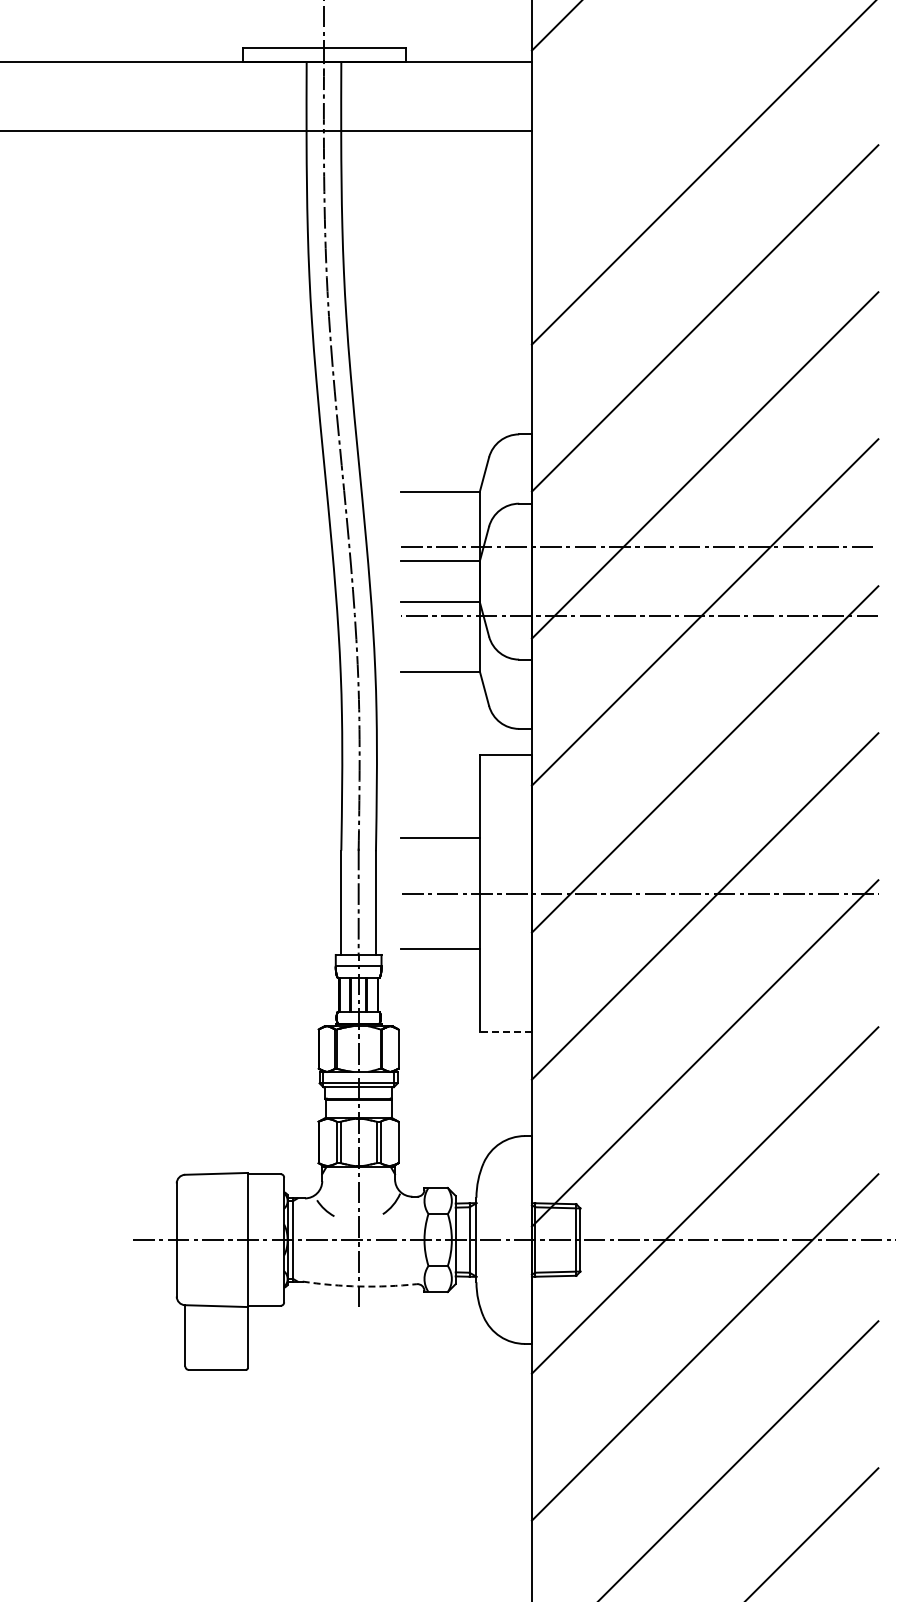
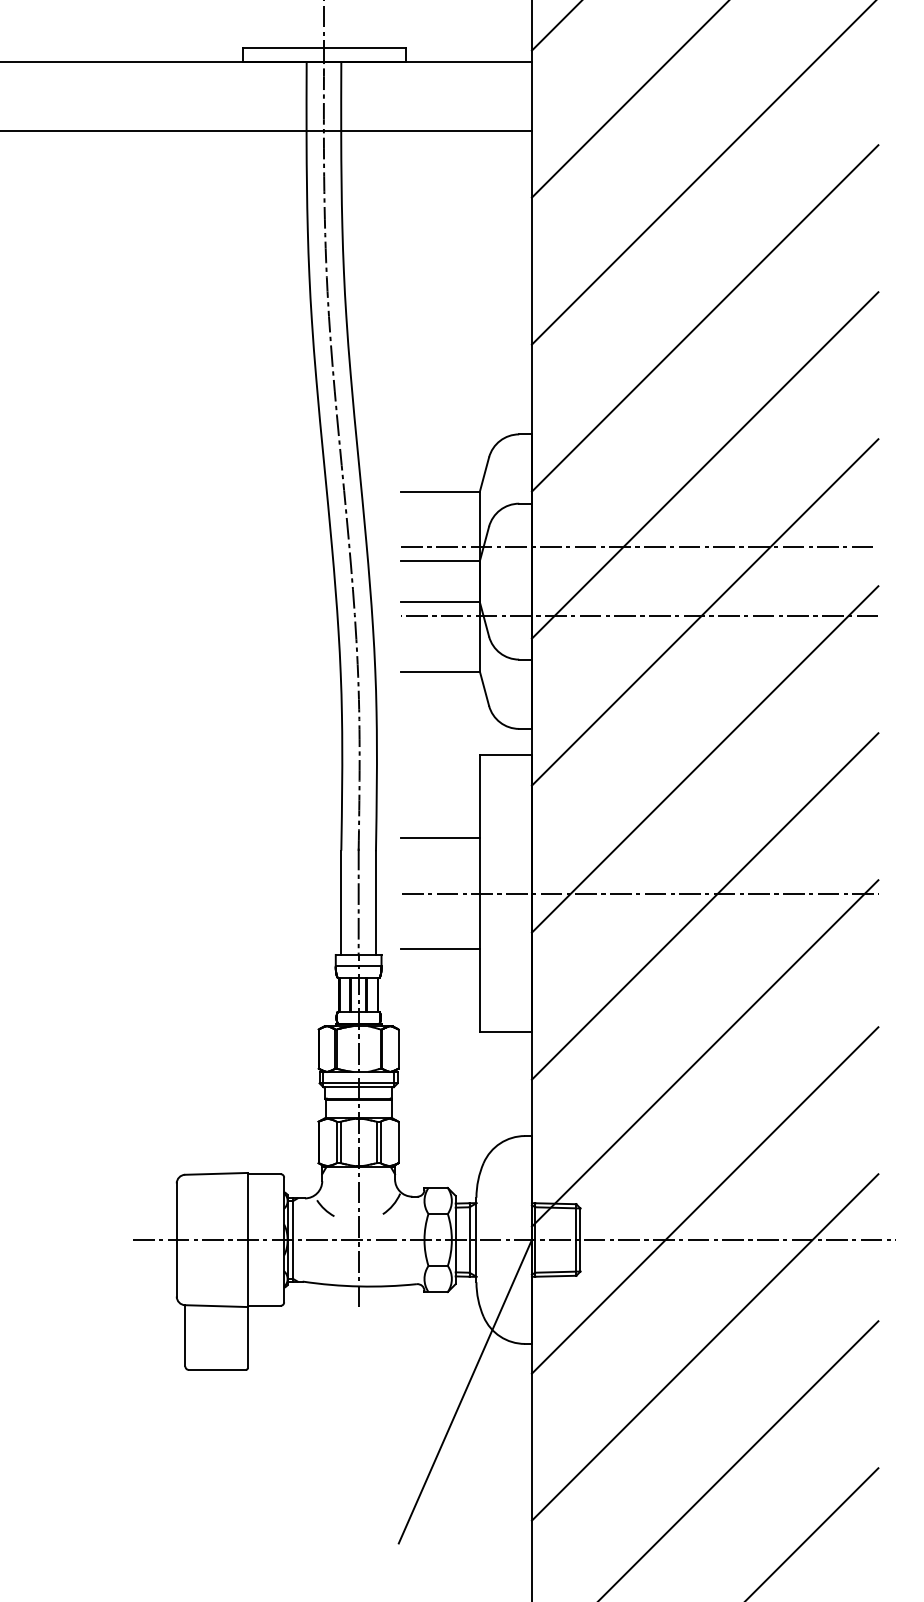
line: none -> present (629, 99)
line: dashed -> solid (505, 1032)
arc: dashed -> solid (359, 1286)
line: none -> present (464, 1391)
